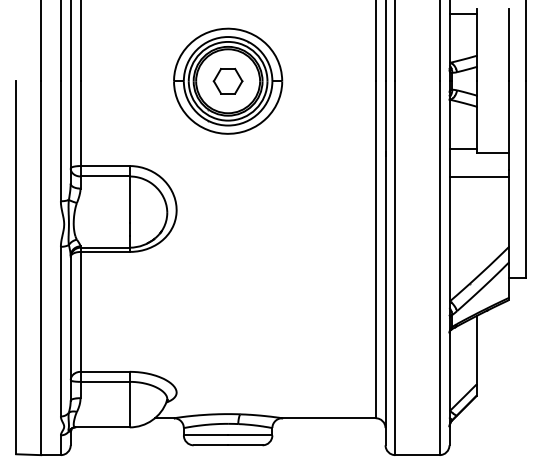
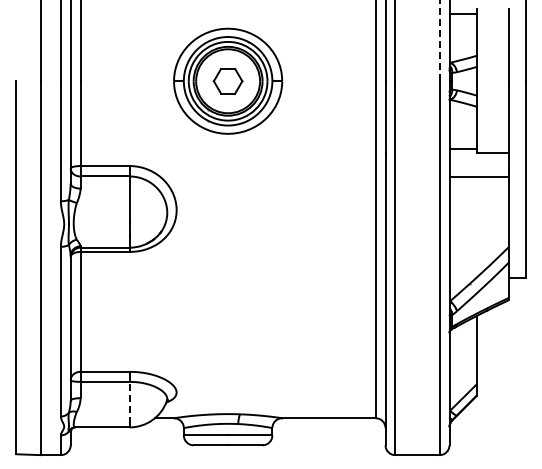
line: solid -> dashed (439, 40)
line: solid -> dashed (129, 402)
